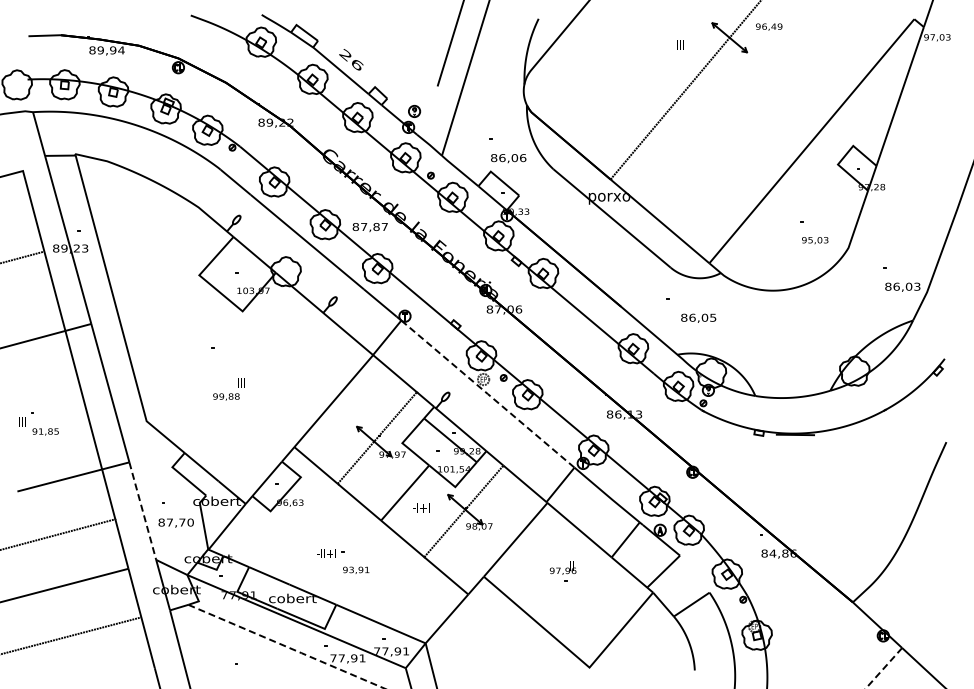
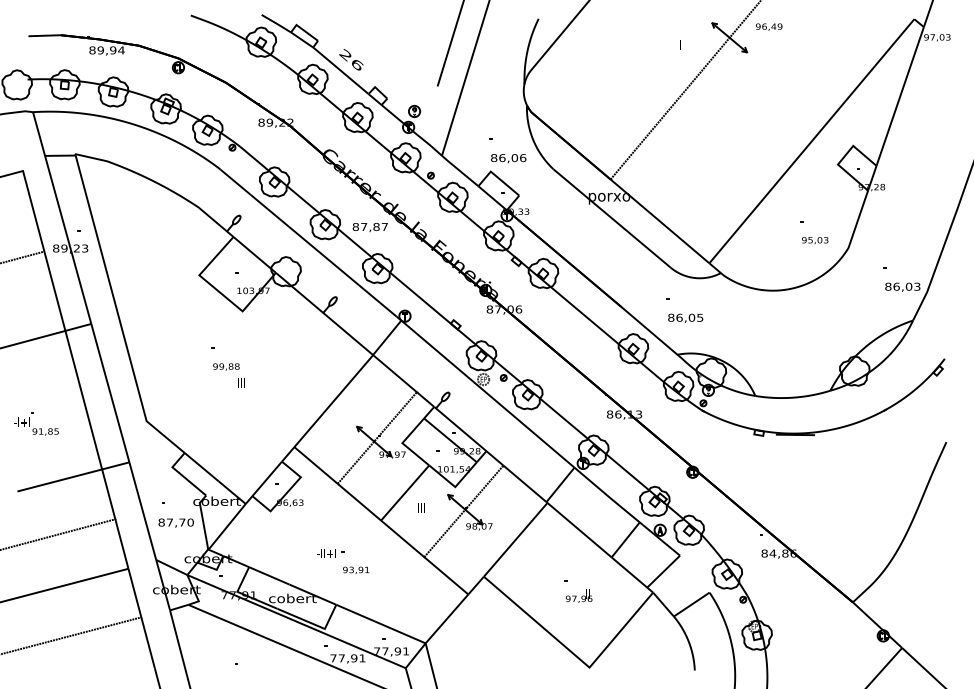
text: III -> I (680, 44)
text position: (698, 317) -> (685, 317) (685, 317)
line: dashed -> solid (487, 394)
text position: (226, 396) -> (226, 366) (226, 366)
text: III -> -I+I (21, 421)
text: -I+I -> III (421, 507)
line: dashed -> solid (142, 511)
text position: (562, 567) -> (578, 595) (578, 595)
line: dashed -> solid (287, 646)
line: dashed -> solid (883, 668)
